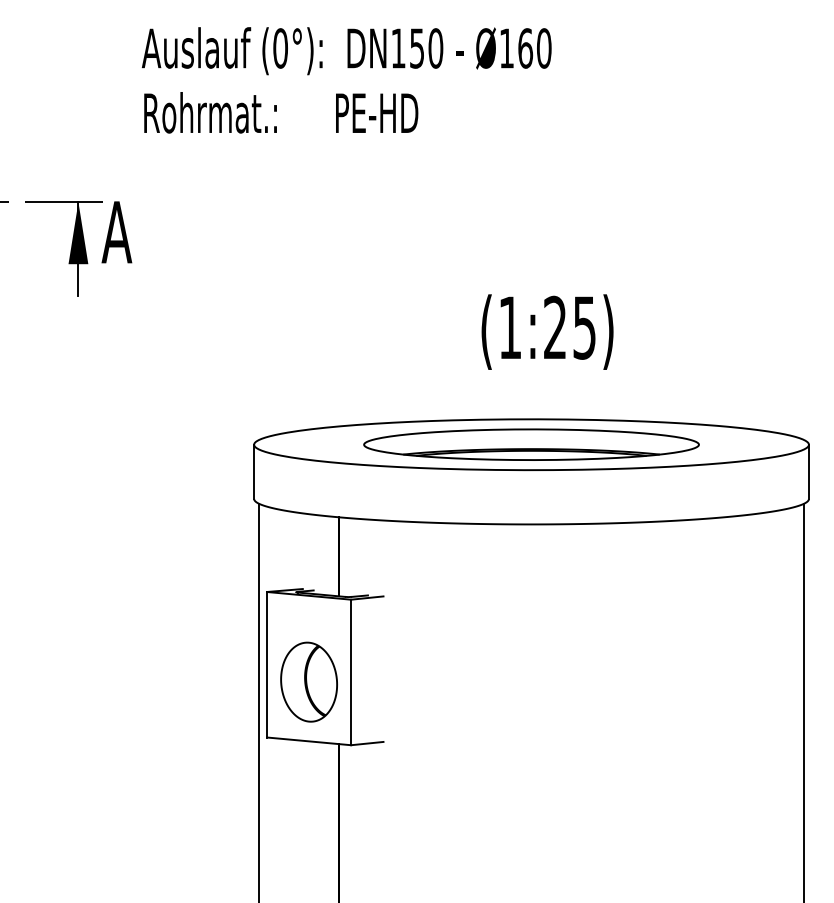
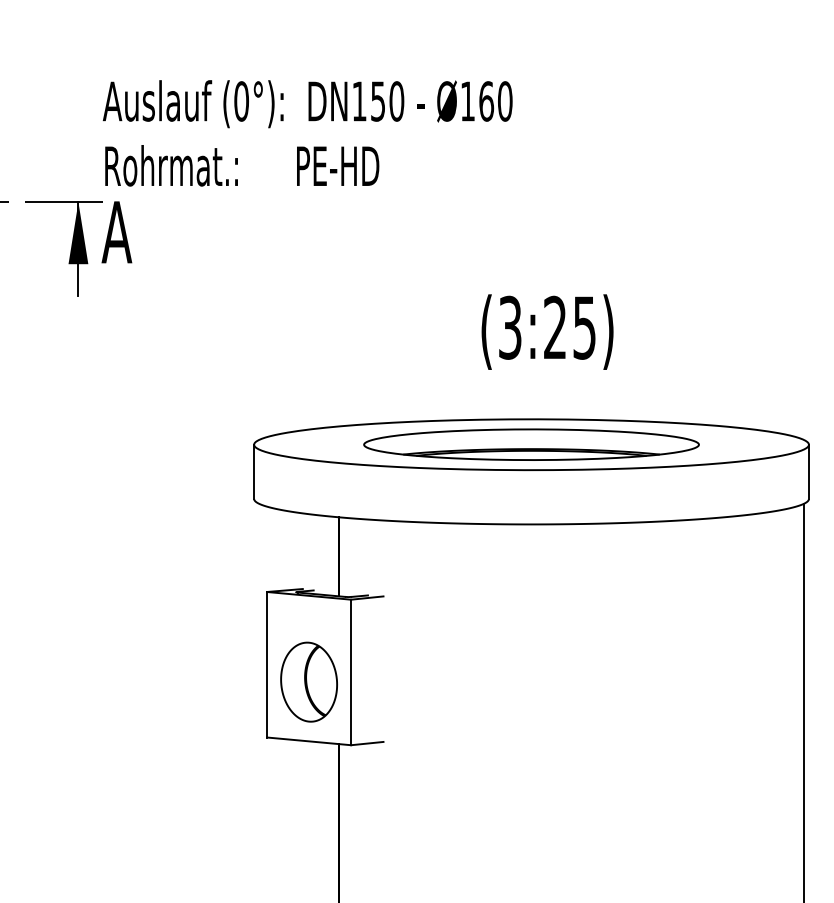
text position: (346, 80) -> (307, 133) (307, 133)
text: (1:25) -> (3:25) (510, 327)
line: present -> none (259, 701)
